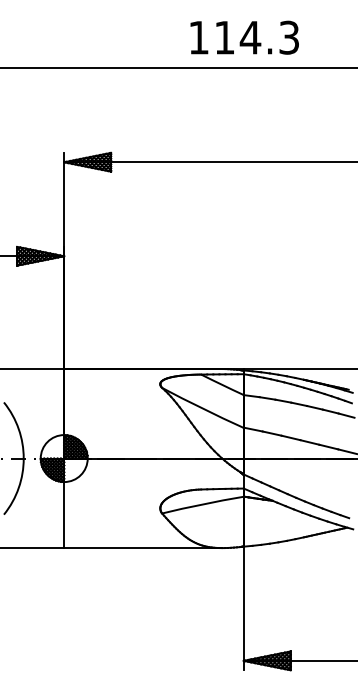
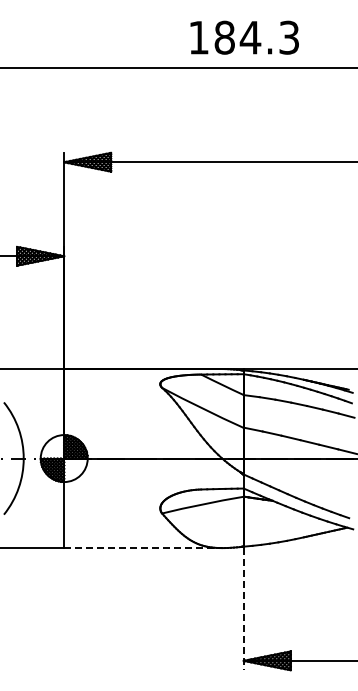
text: 114.3 -> 184.3 (224, 37)
line: solid -> dashed (143, 548)
line: solid -> dashed (243, 609)
